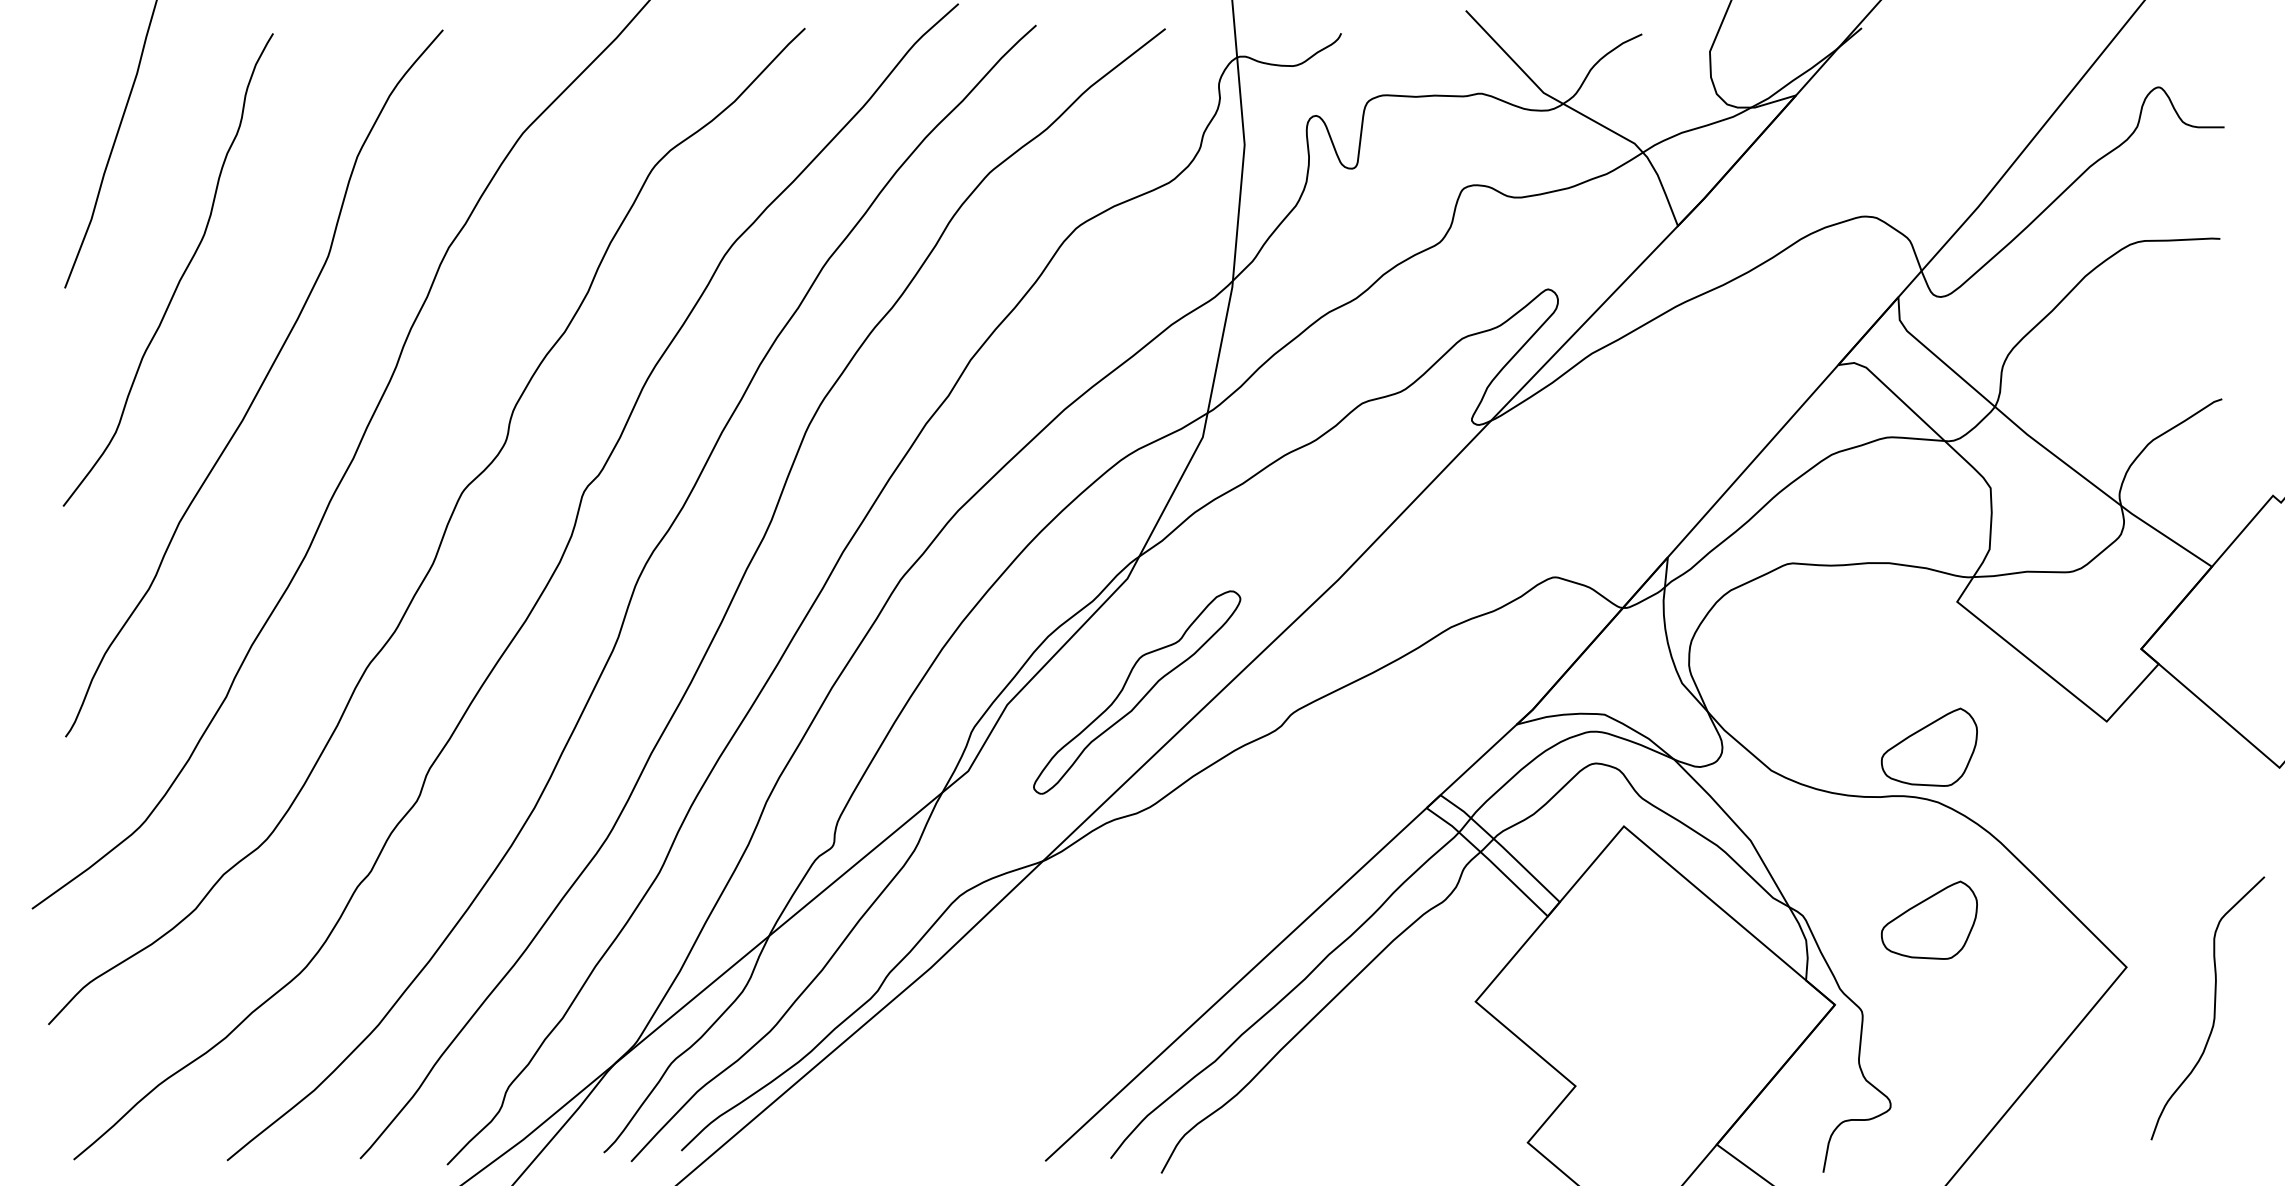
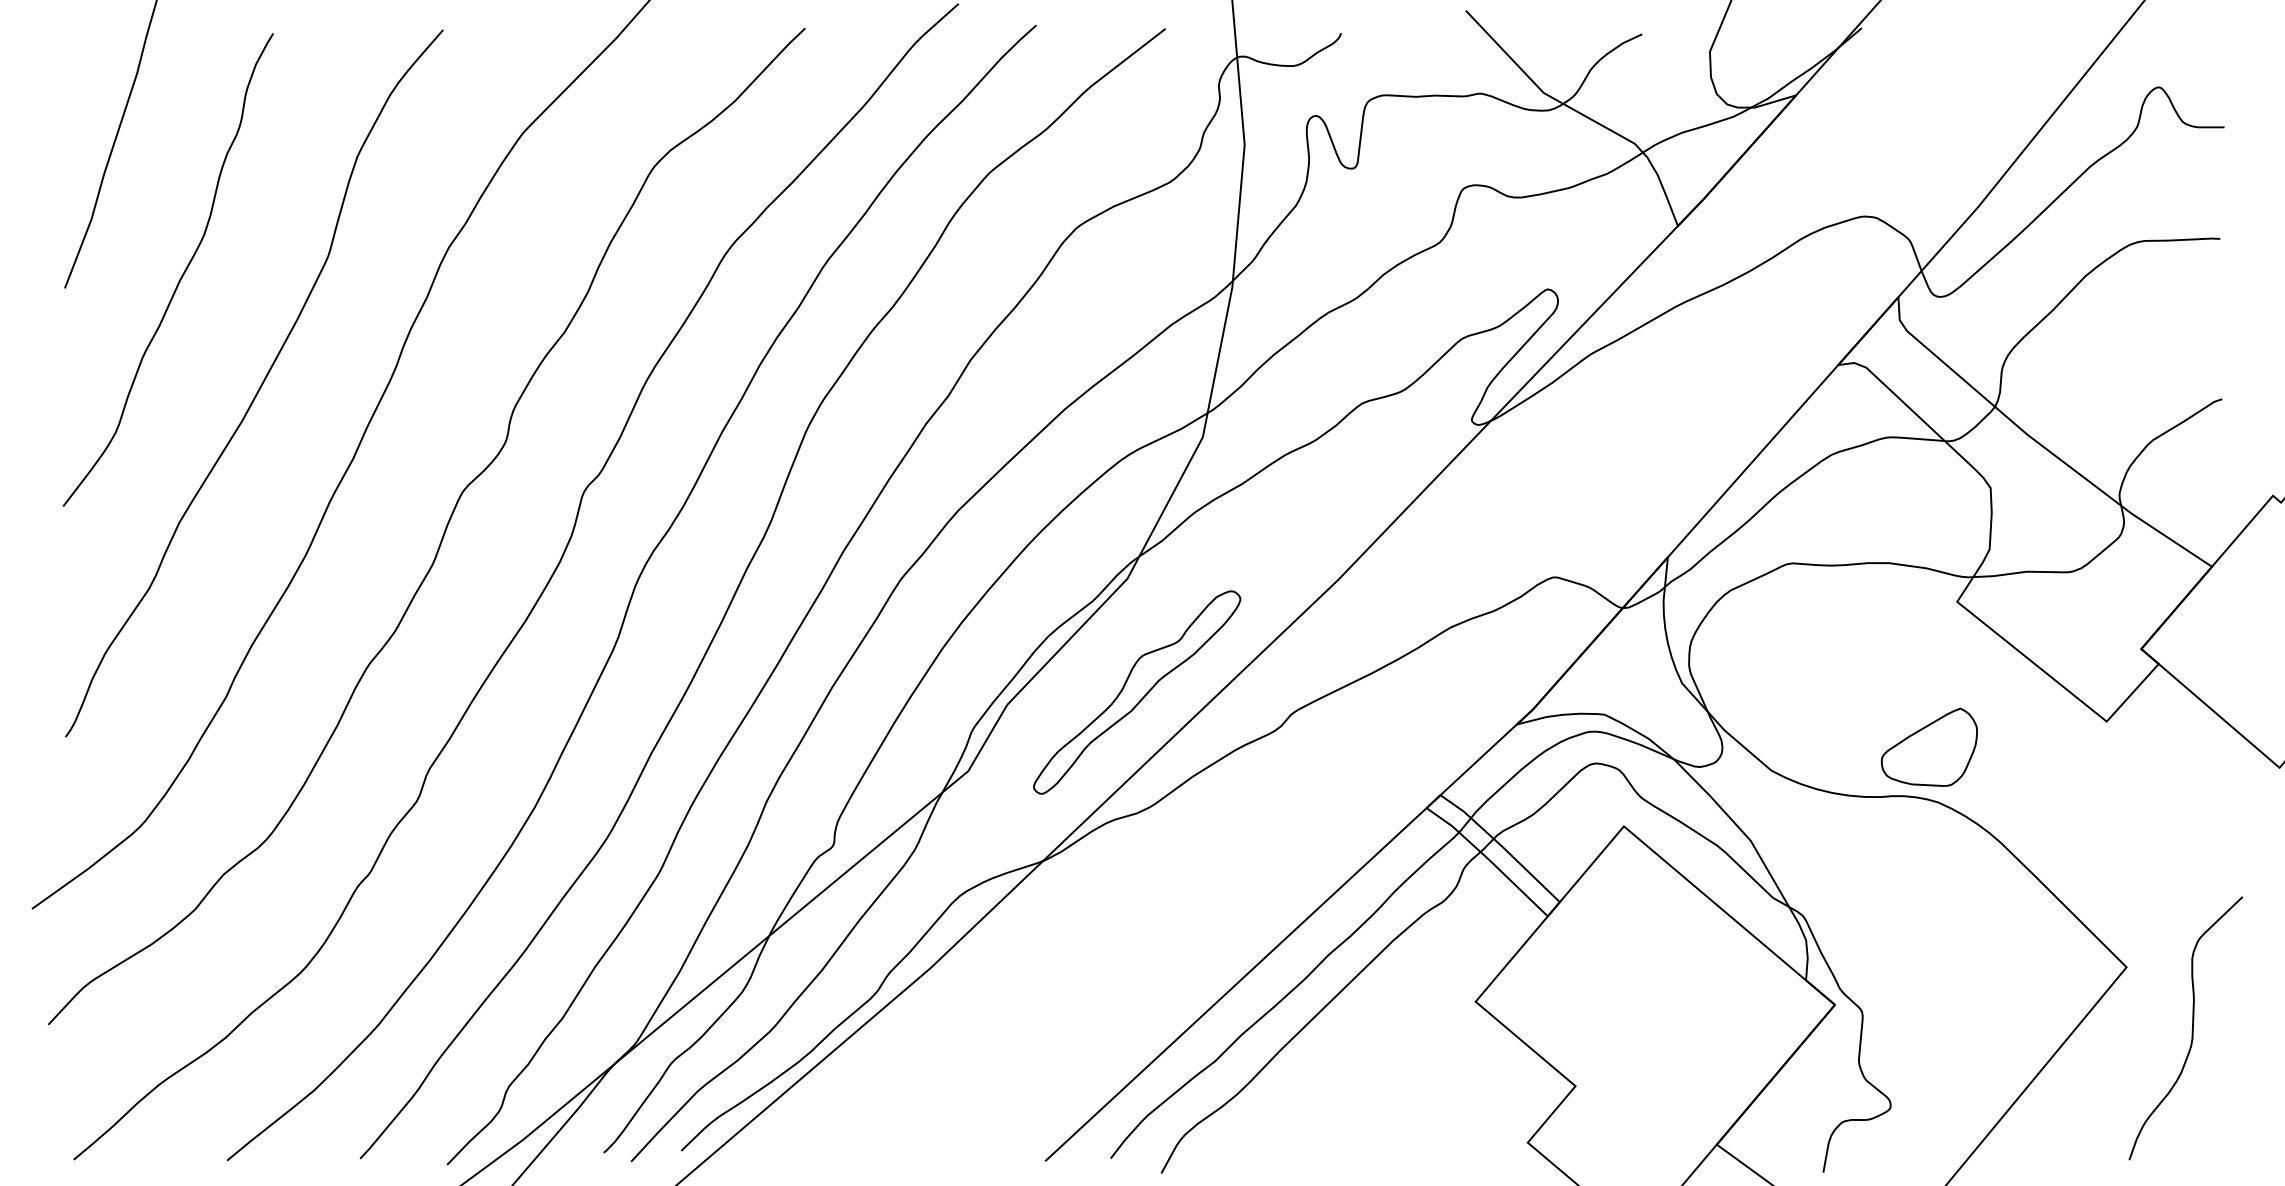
part: present -> none (1928, 919)
curve position: (2213, 1010) -> (2191, 1030) (2191, 1030)
